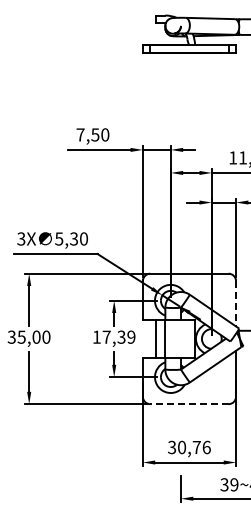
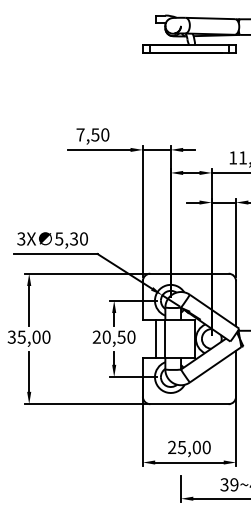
line: dashed -> solid (236, 303)
text: 17,39 -> 20,50 (113, 336)
line: dashed -> solid (188, 404)
text: 30,76 -> 25,00 (189, 447)
